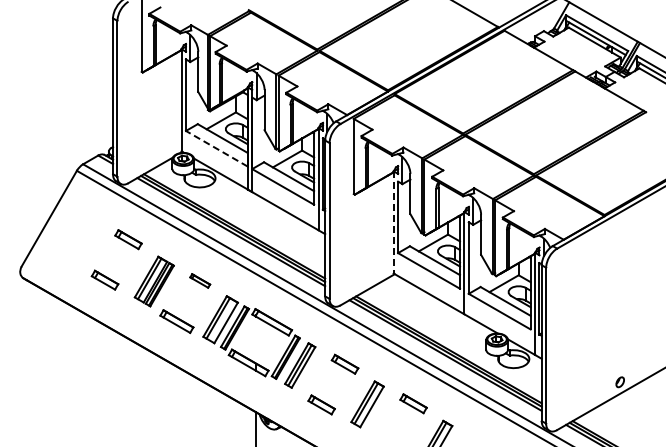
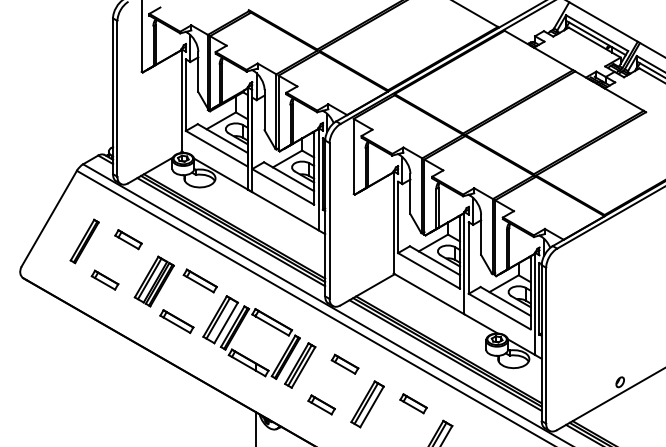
line: dashed -> solid (216, 148)
line: dashed -> solid (393, 222)
part: none -> present (84, 241)
part size: 23x16 px -> 36x26 px (199, 280)
